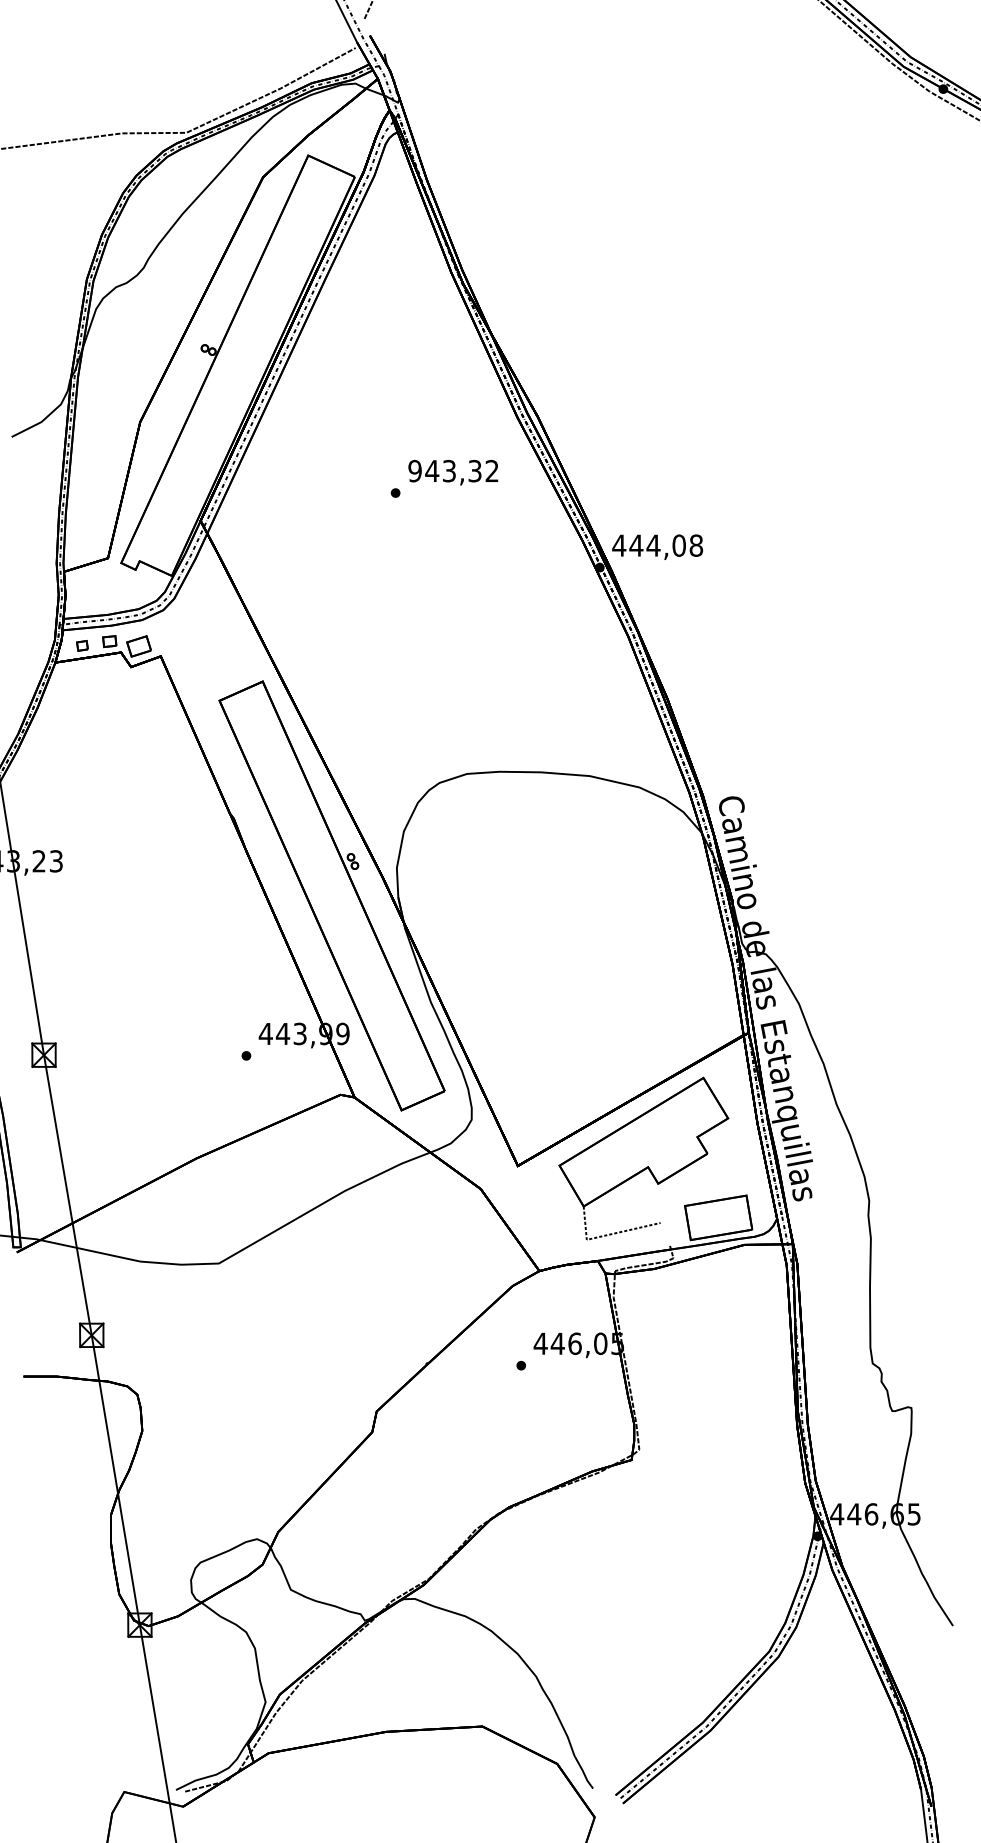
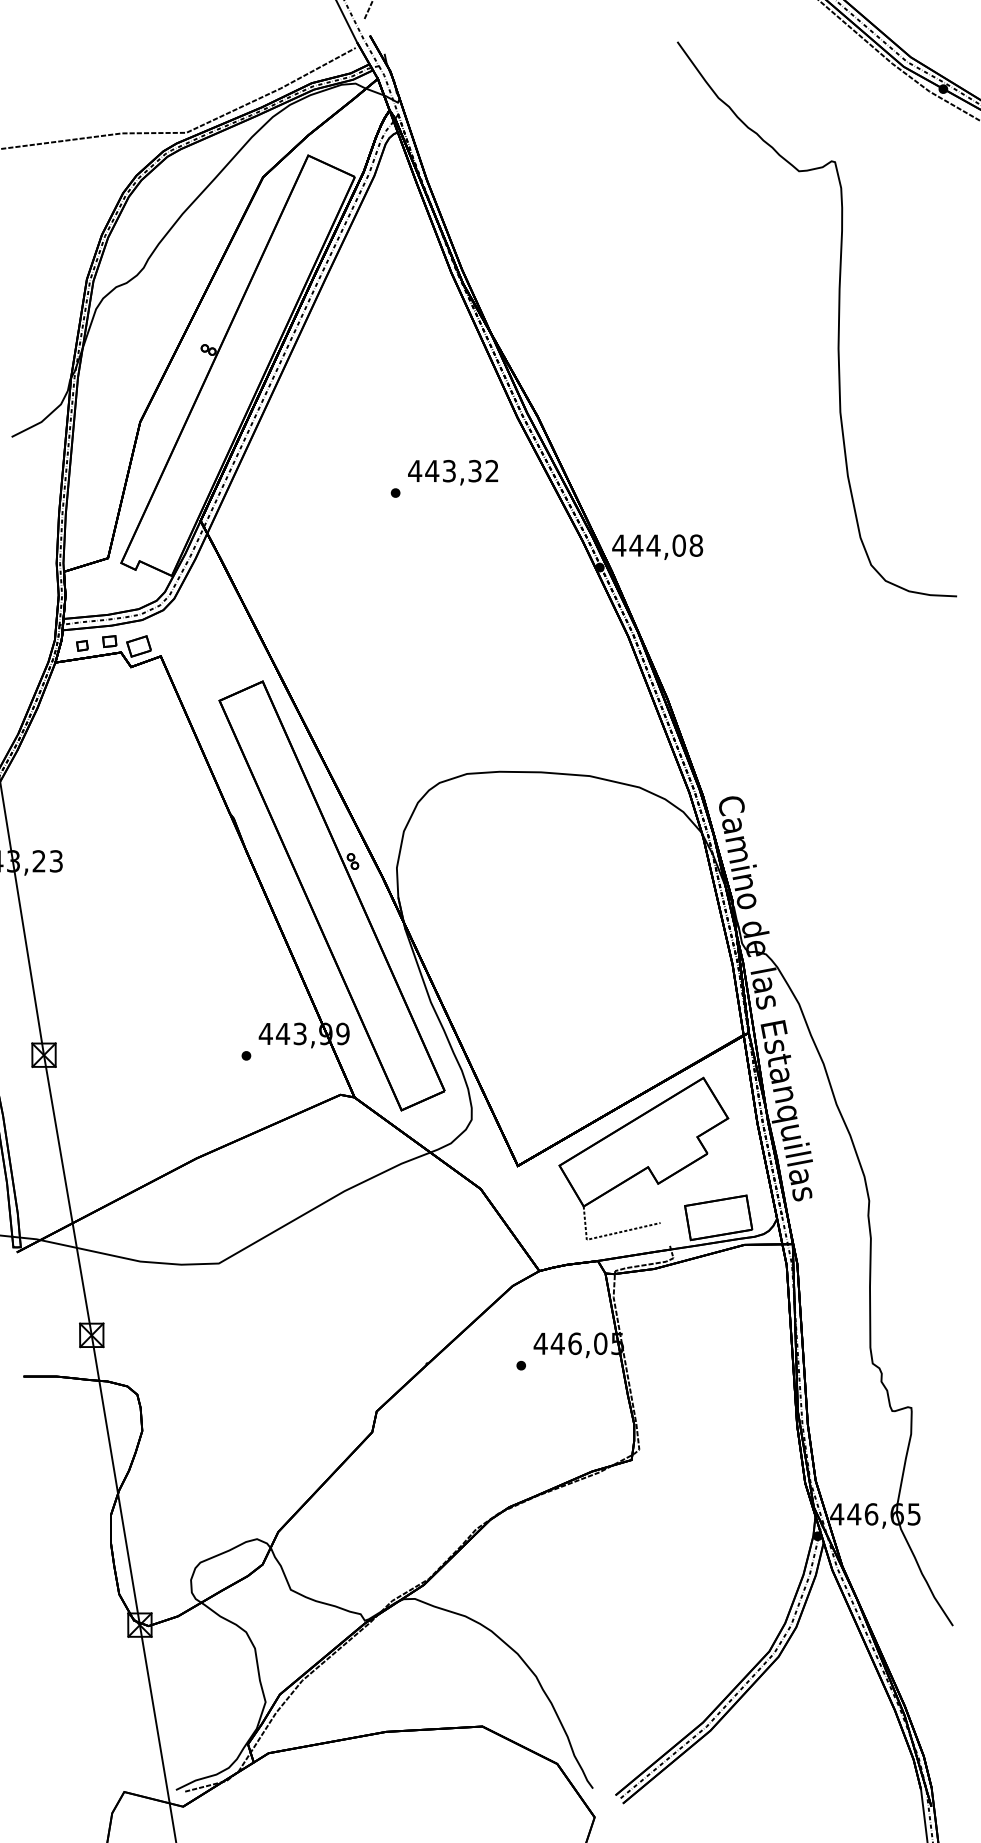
curve: none -> present (838, 319)
text: 943,32 -> 443,32 (415, 471)
